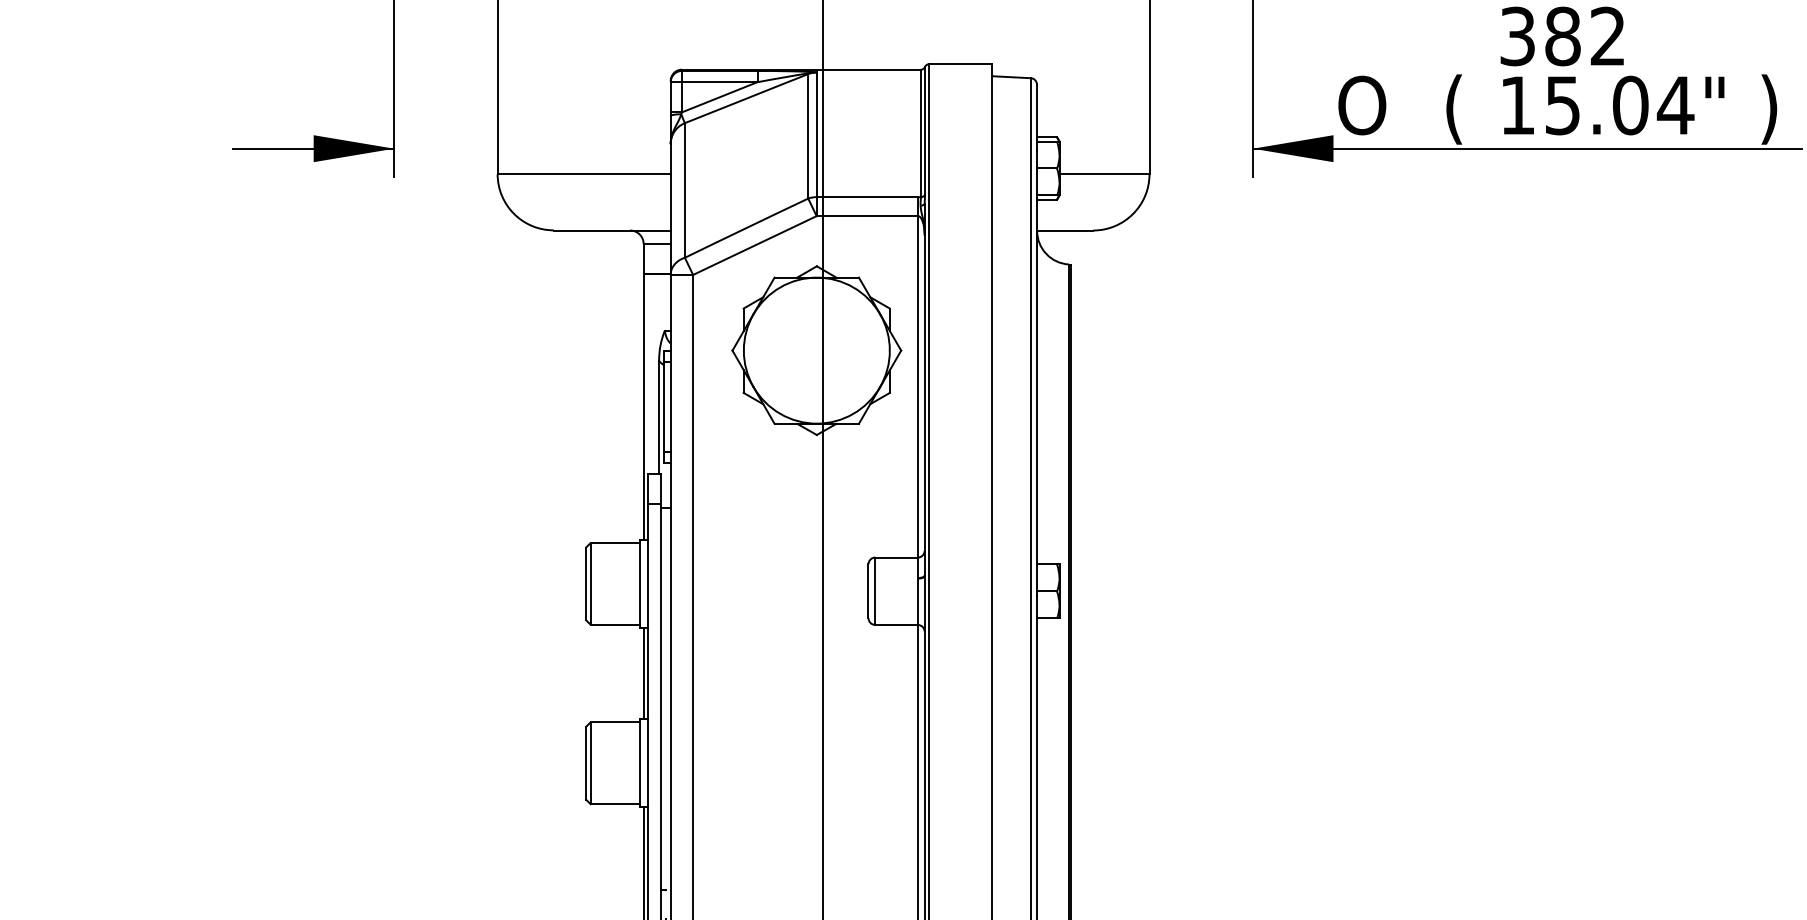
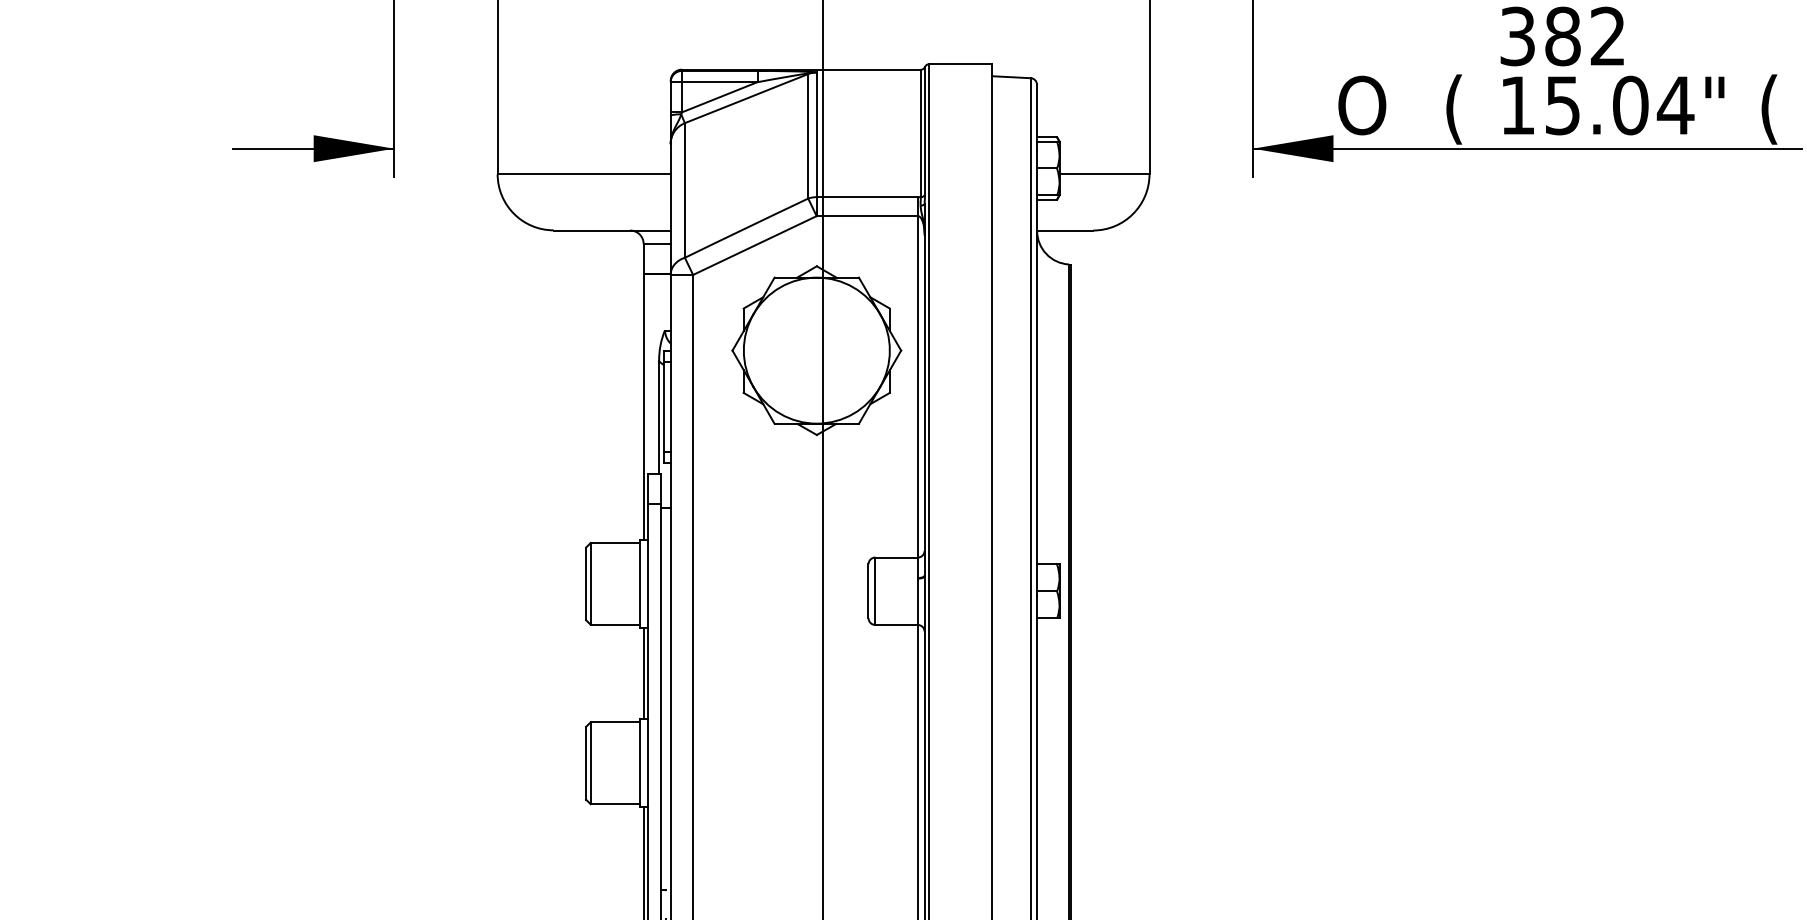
text: ) -> ( (1769, 109)
